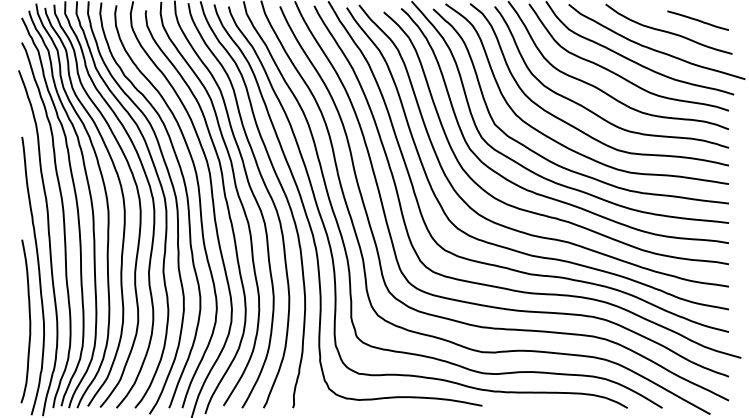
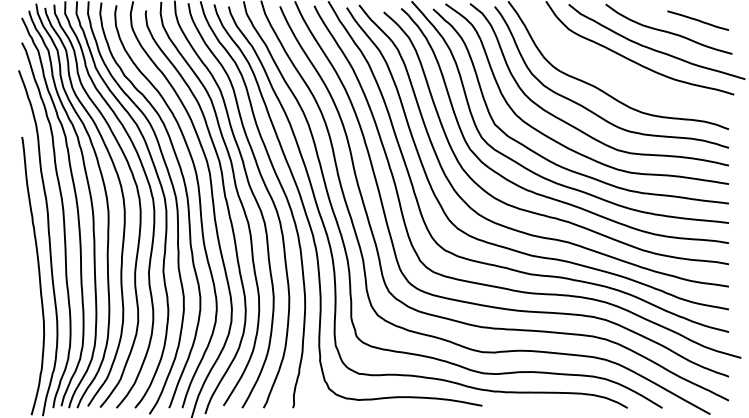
curve: present -> none (617, 73)
curve: present -> none (29, 321)
